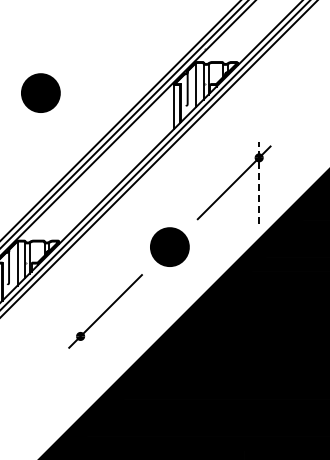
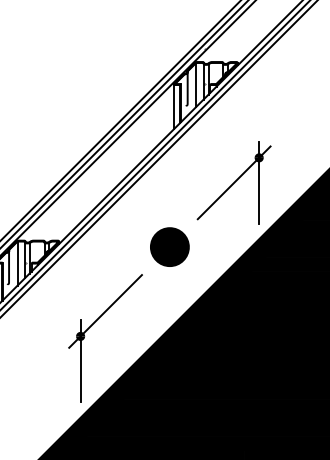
part: present -> none (40, 92)
line: dashed -> solid (259, 182)
line: none -> present (80, 361)
